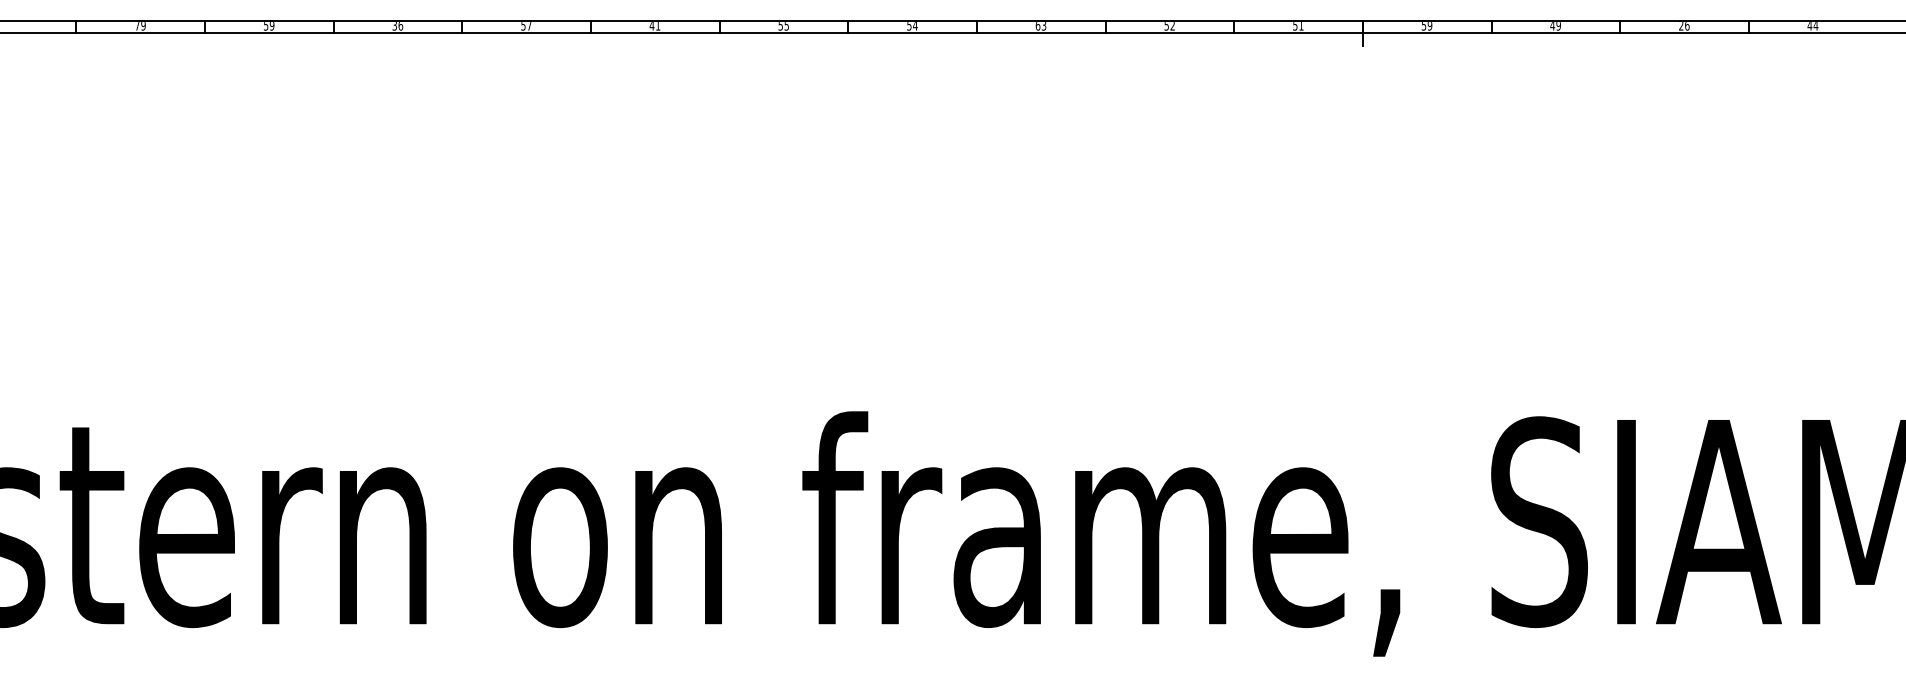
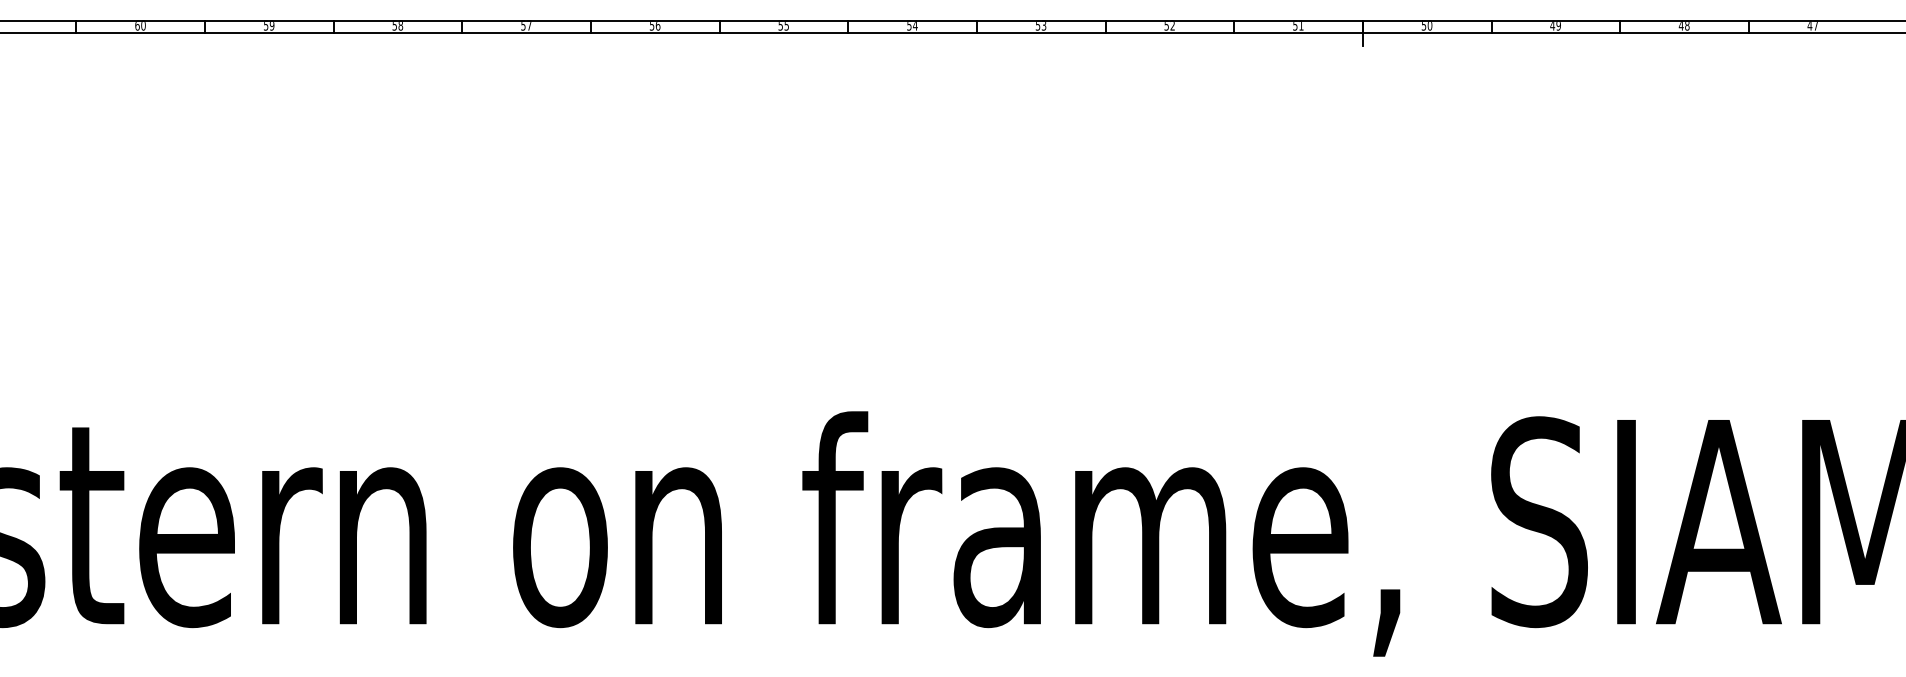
text: 79 -> 60 (140, 26)
text: 36 -> 58 (397, 26)
text: 41 -> 56 (654, 26)
text: 63 -> 53 (1037, 26)
text: 59 -> 50 (1429, 26)
text: 26 -> 48 (1683, 26)
text: 44 -> 47 (1815, 26)
